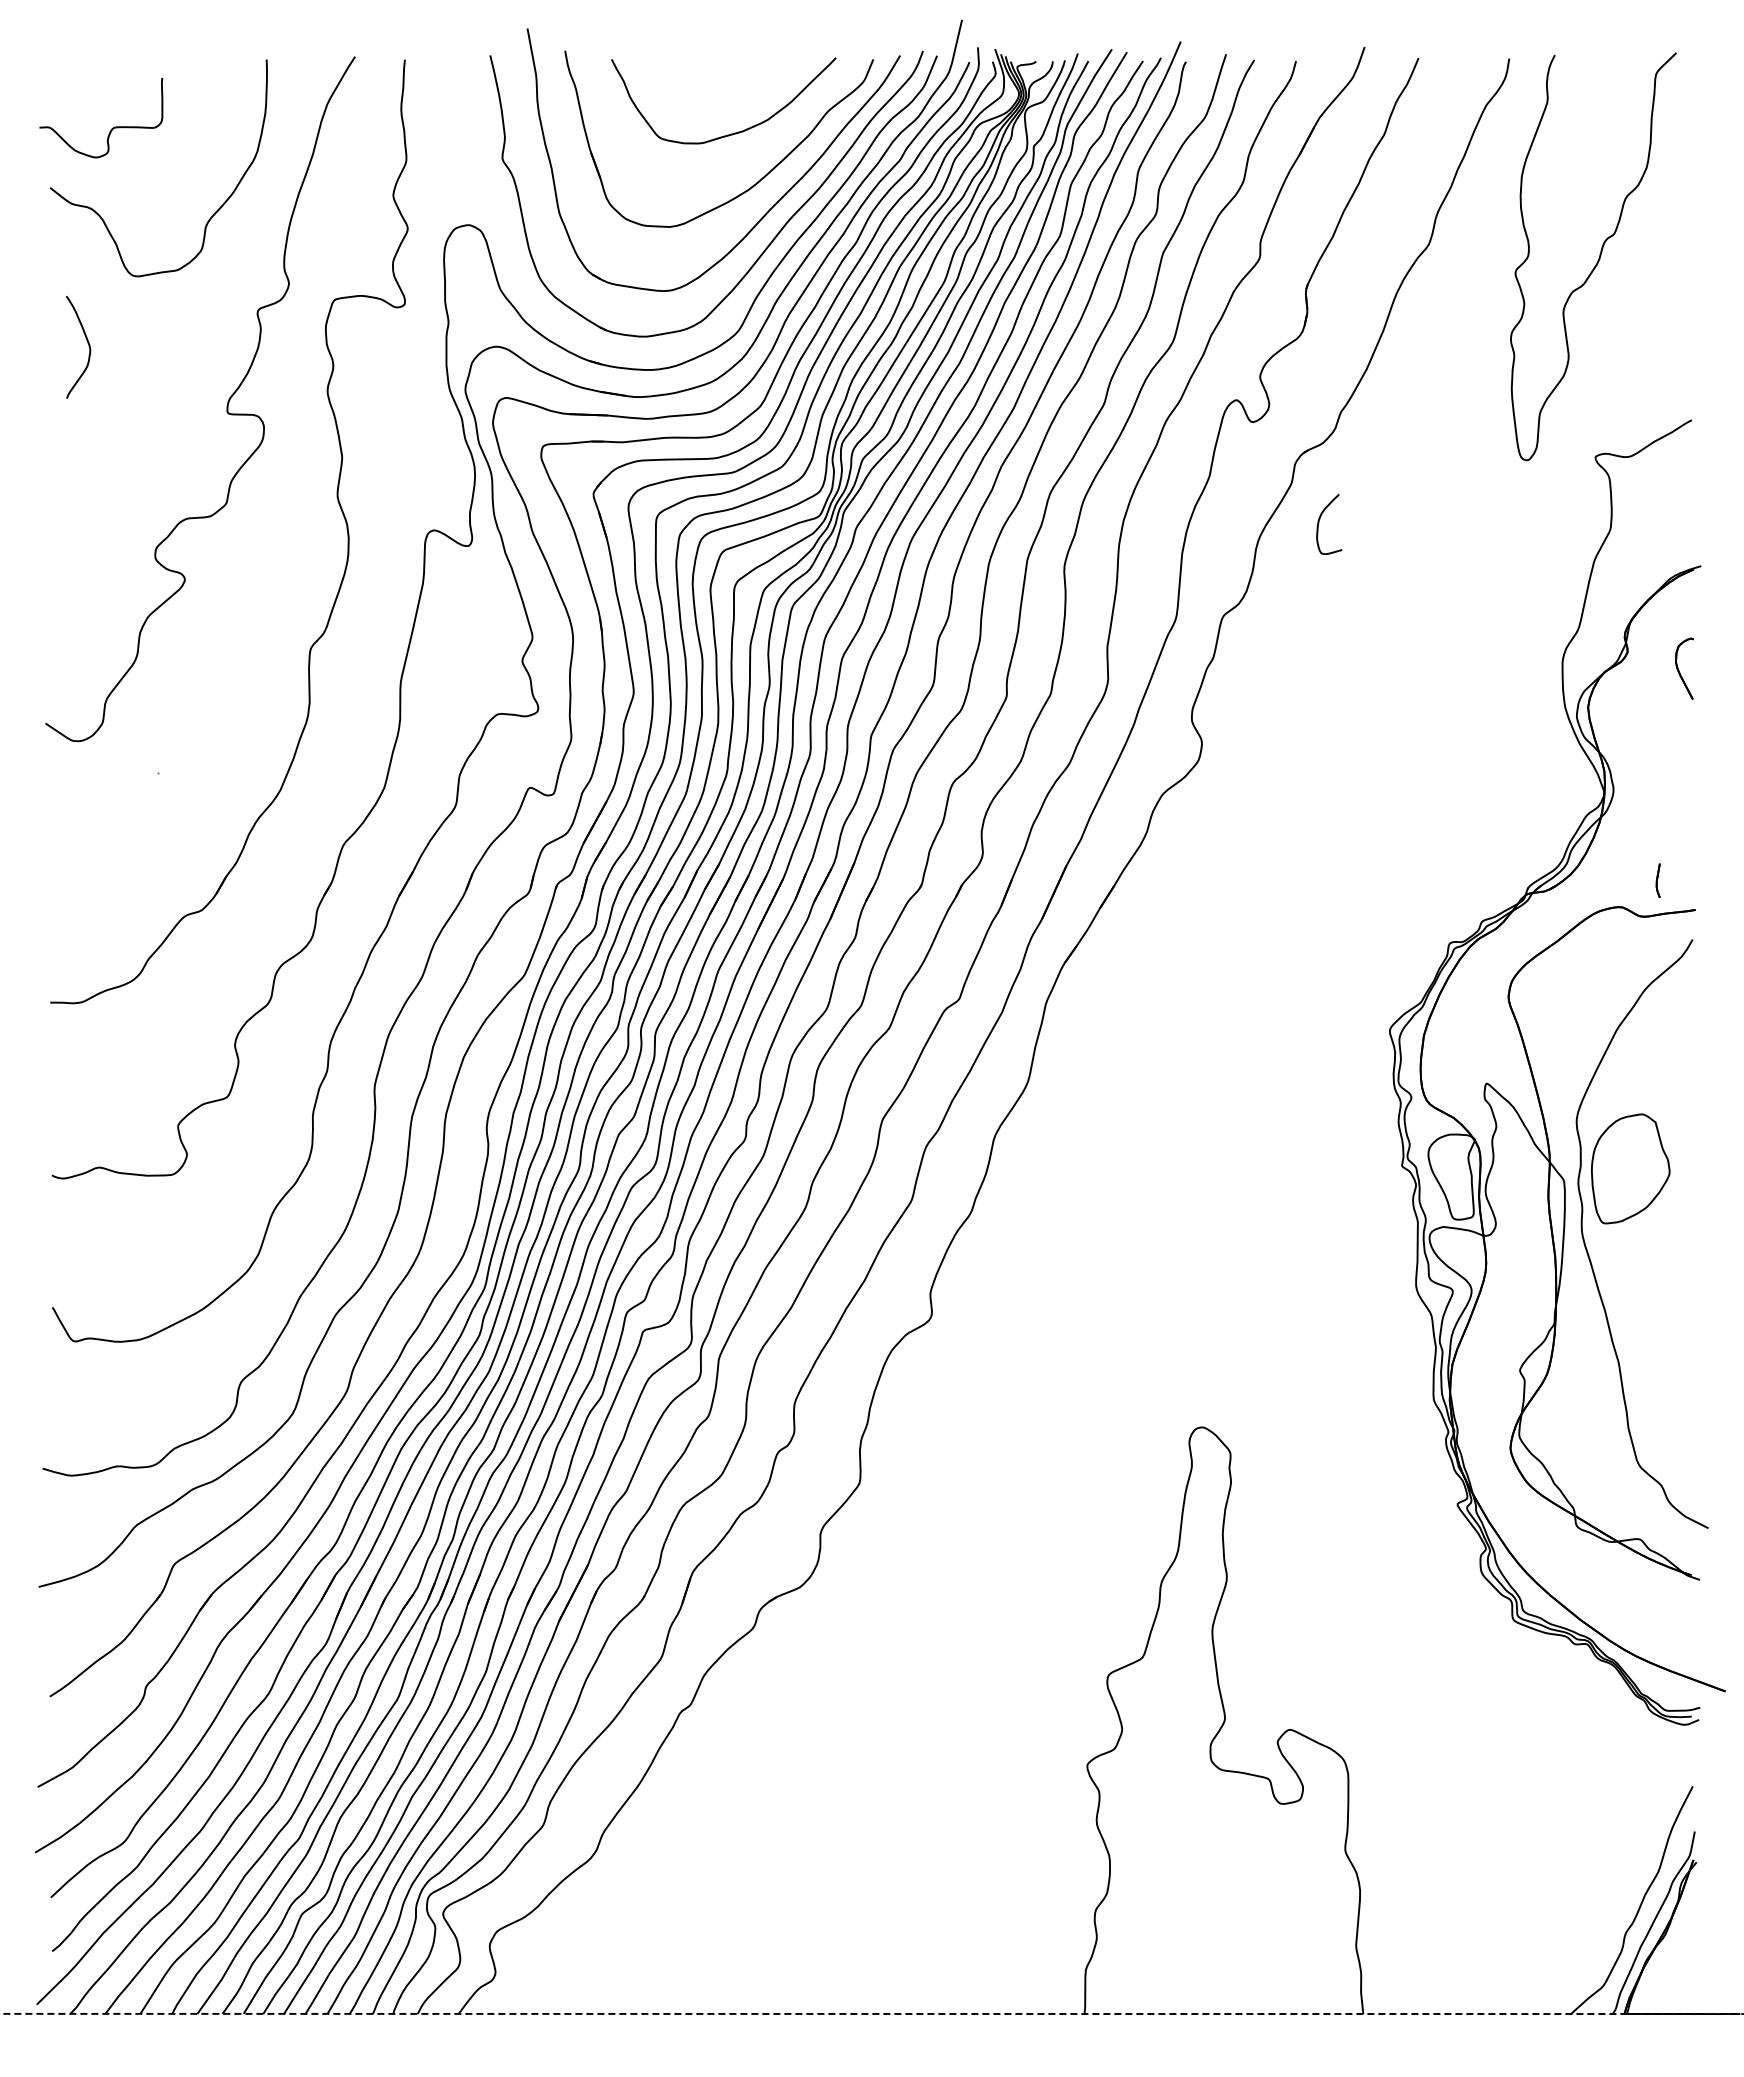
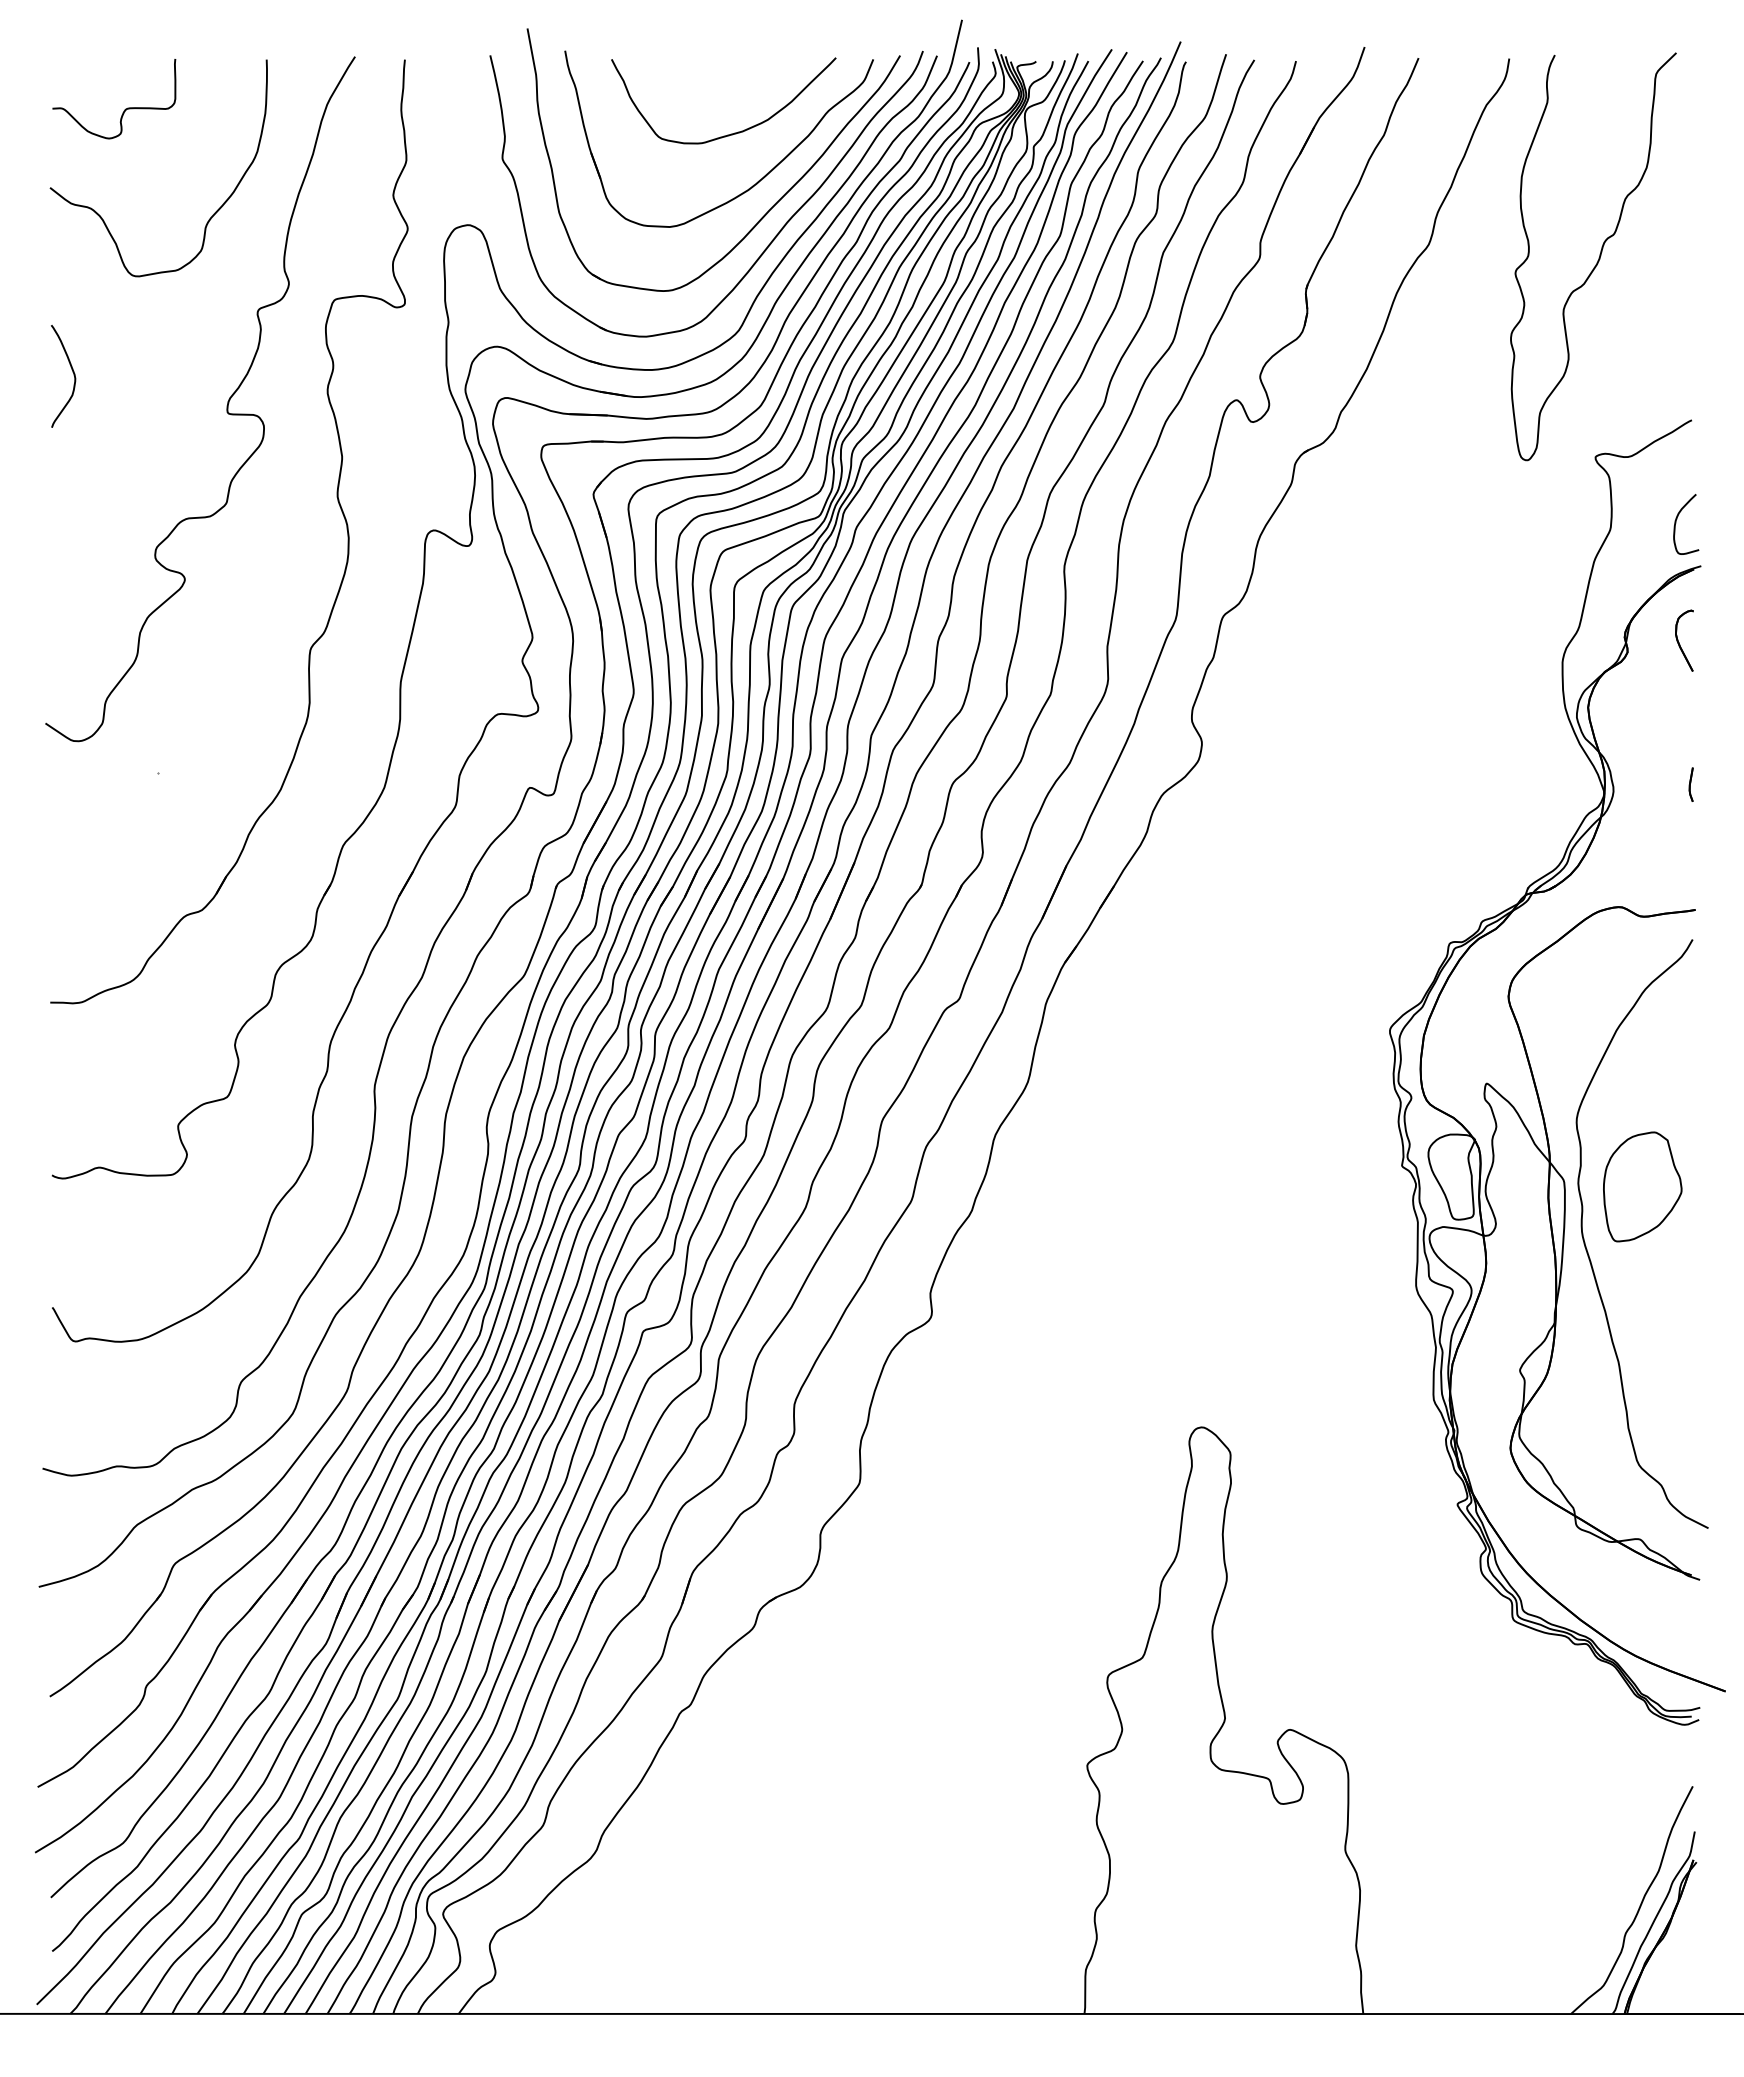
curve position: (111, 128) -> (124, 109) (124, 109)
curve position: (87, 343) -> (72, 372) (72, 372)
curve position: (1319, 523) -> (1676, 523) (1676, 523)
part position: (1684, 668) -> (1684, 640) (1684, 640)
part position: (1657, 880) -> (1690, 784) (1690, 784)
part position: (1630, 1168) -> (1642, 1186) (1642, 1186)
line: dashed -> solid (872, 2013)
